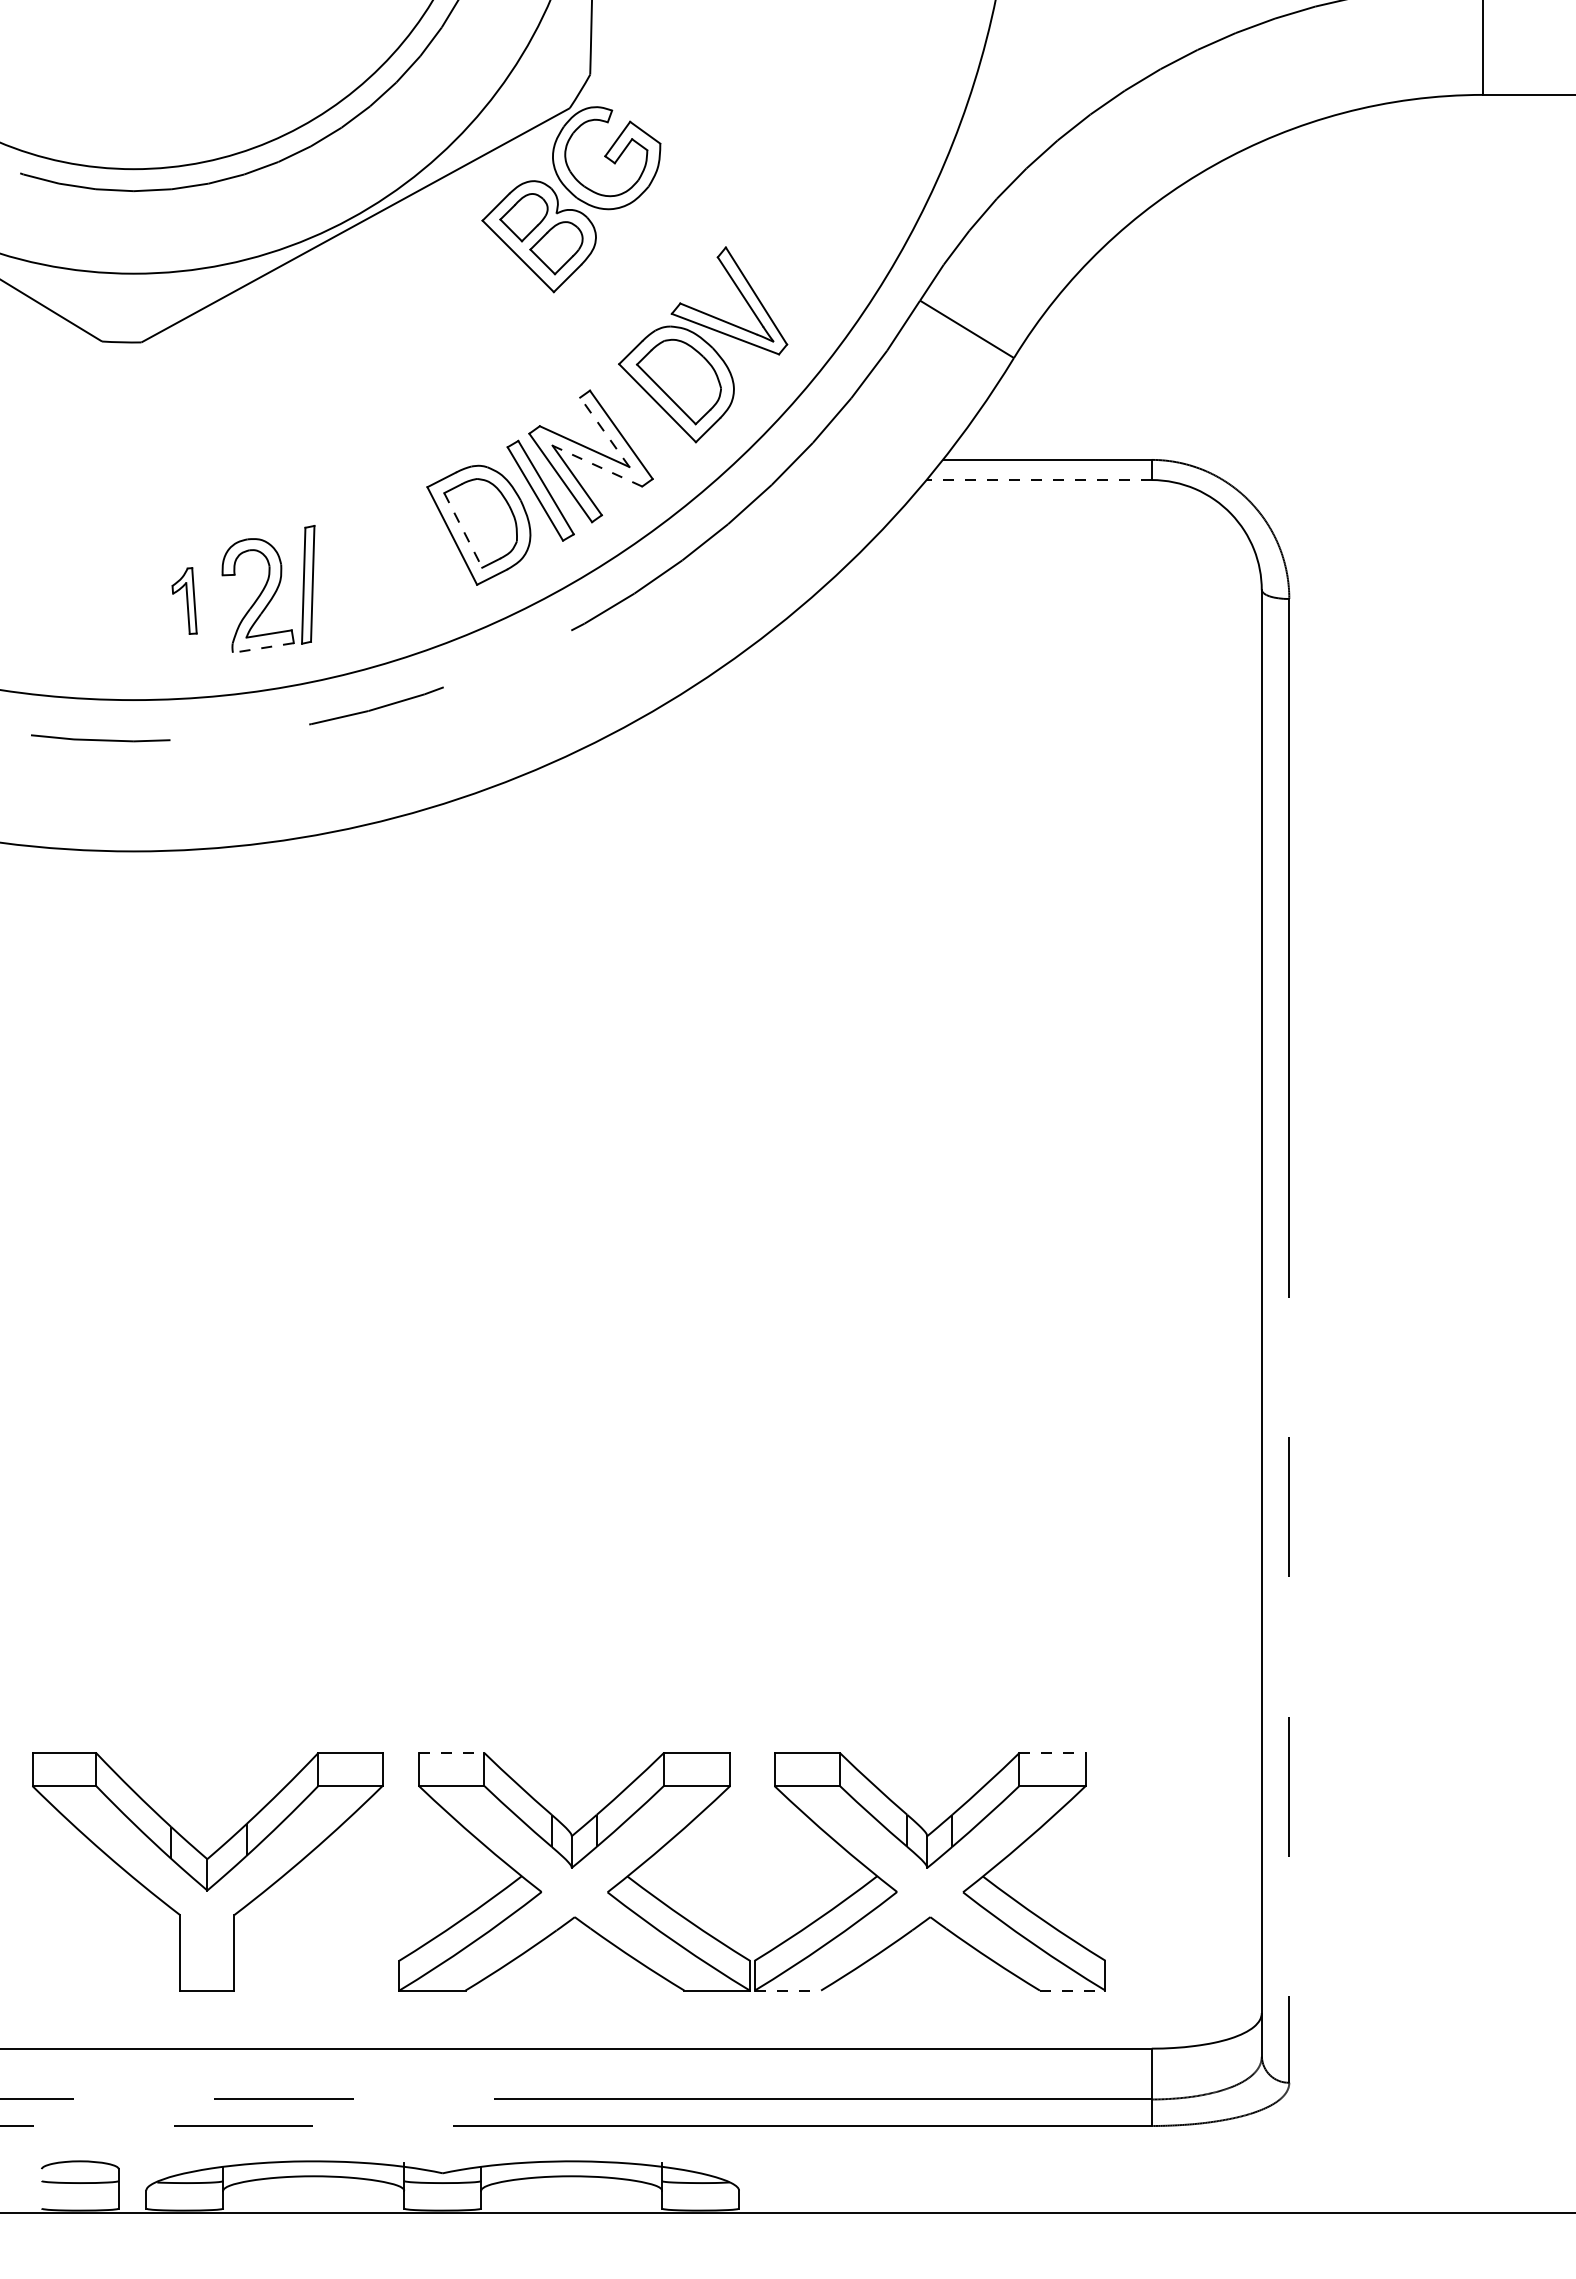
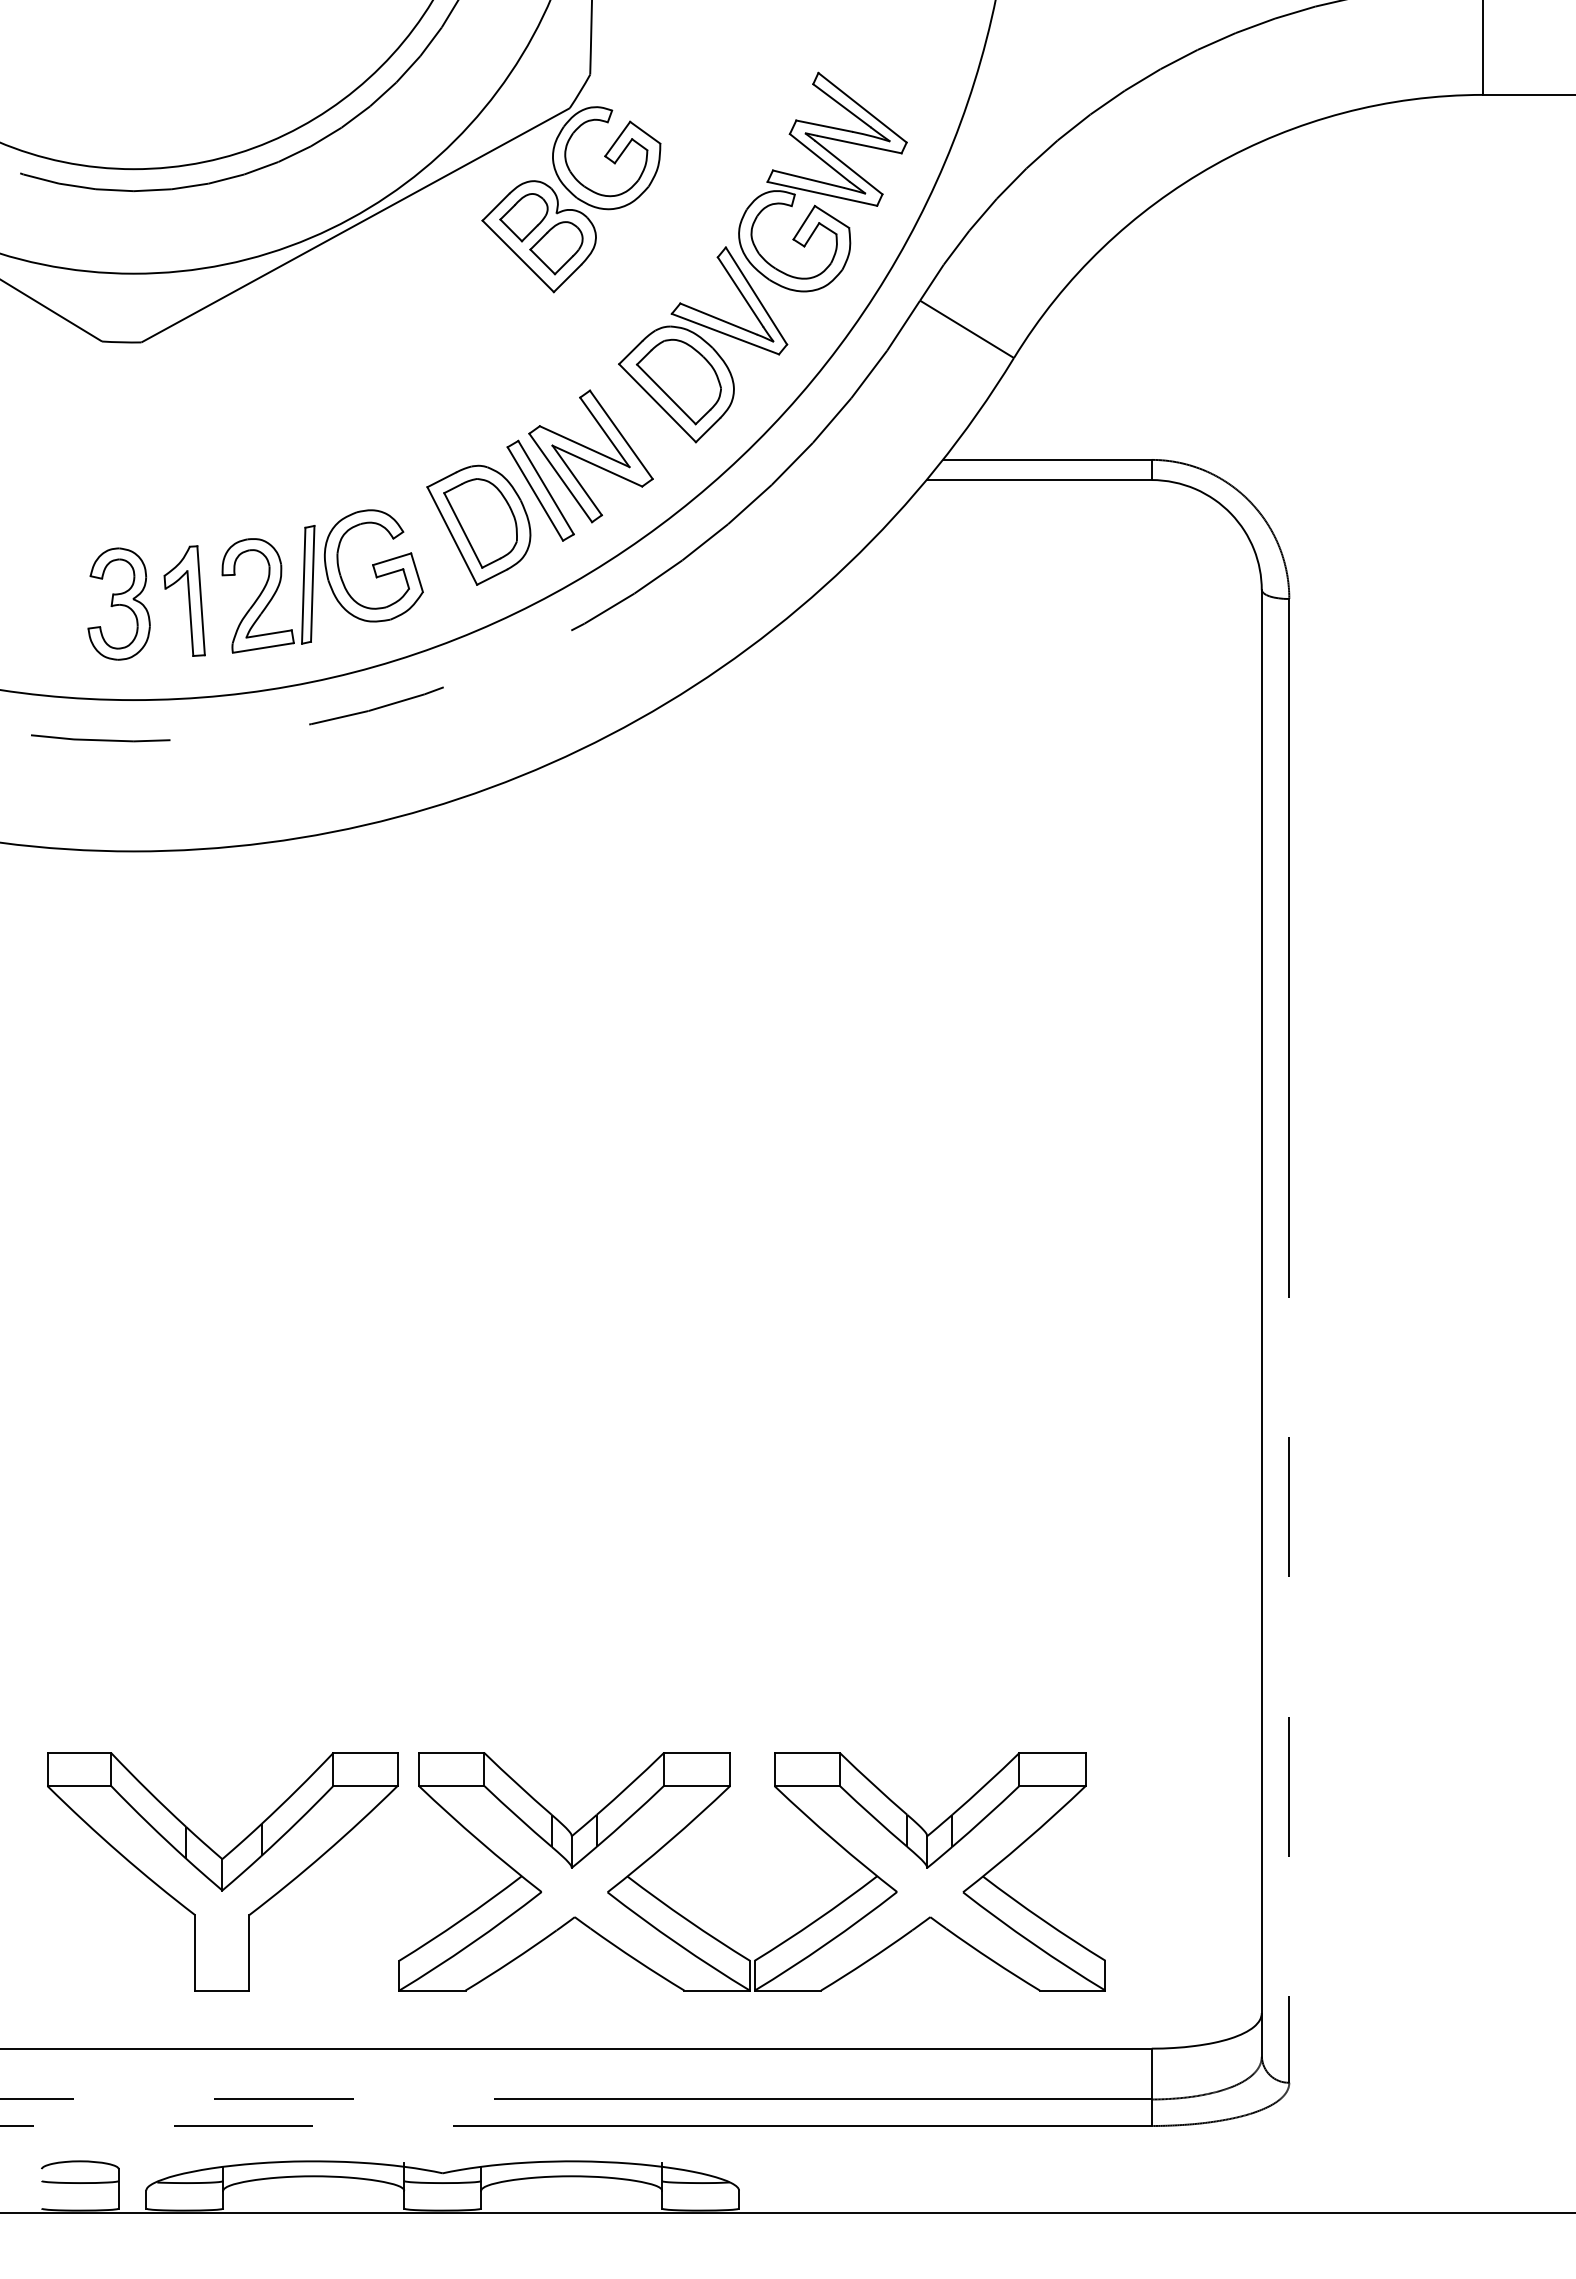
part: none -> present (822, 181)
line: dashed -> solid (604, 432)
line: dashed -> solid (596, 465)
line: dashed -> solid (1039, 480)
line: dashed -> solid (463, 530)
part: none -> present (373, 565)
part size: 27x68 px -> 43x112 px (184, 600)
part: none -> present (118, 603)
line: dashed -> solid (263, 647)
line: dashed -> solid (451, 1753)
line: dashed -> solid (1053, 1753)
part position: (207, 1871) -> (222, 1871) (222, 1871)
line: dashed -> solid (788, 1990)
line: dashed -> solid (1072, 1990)
